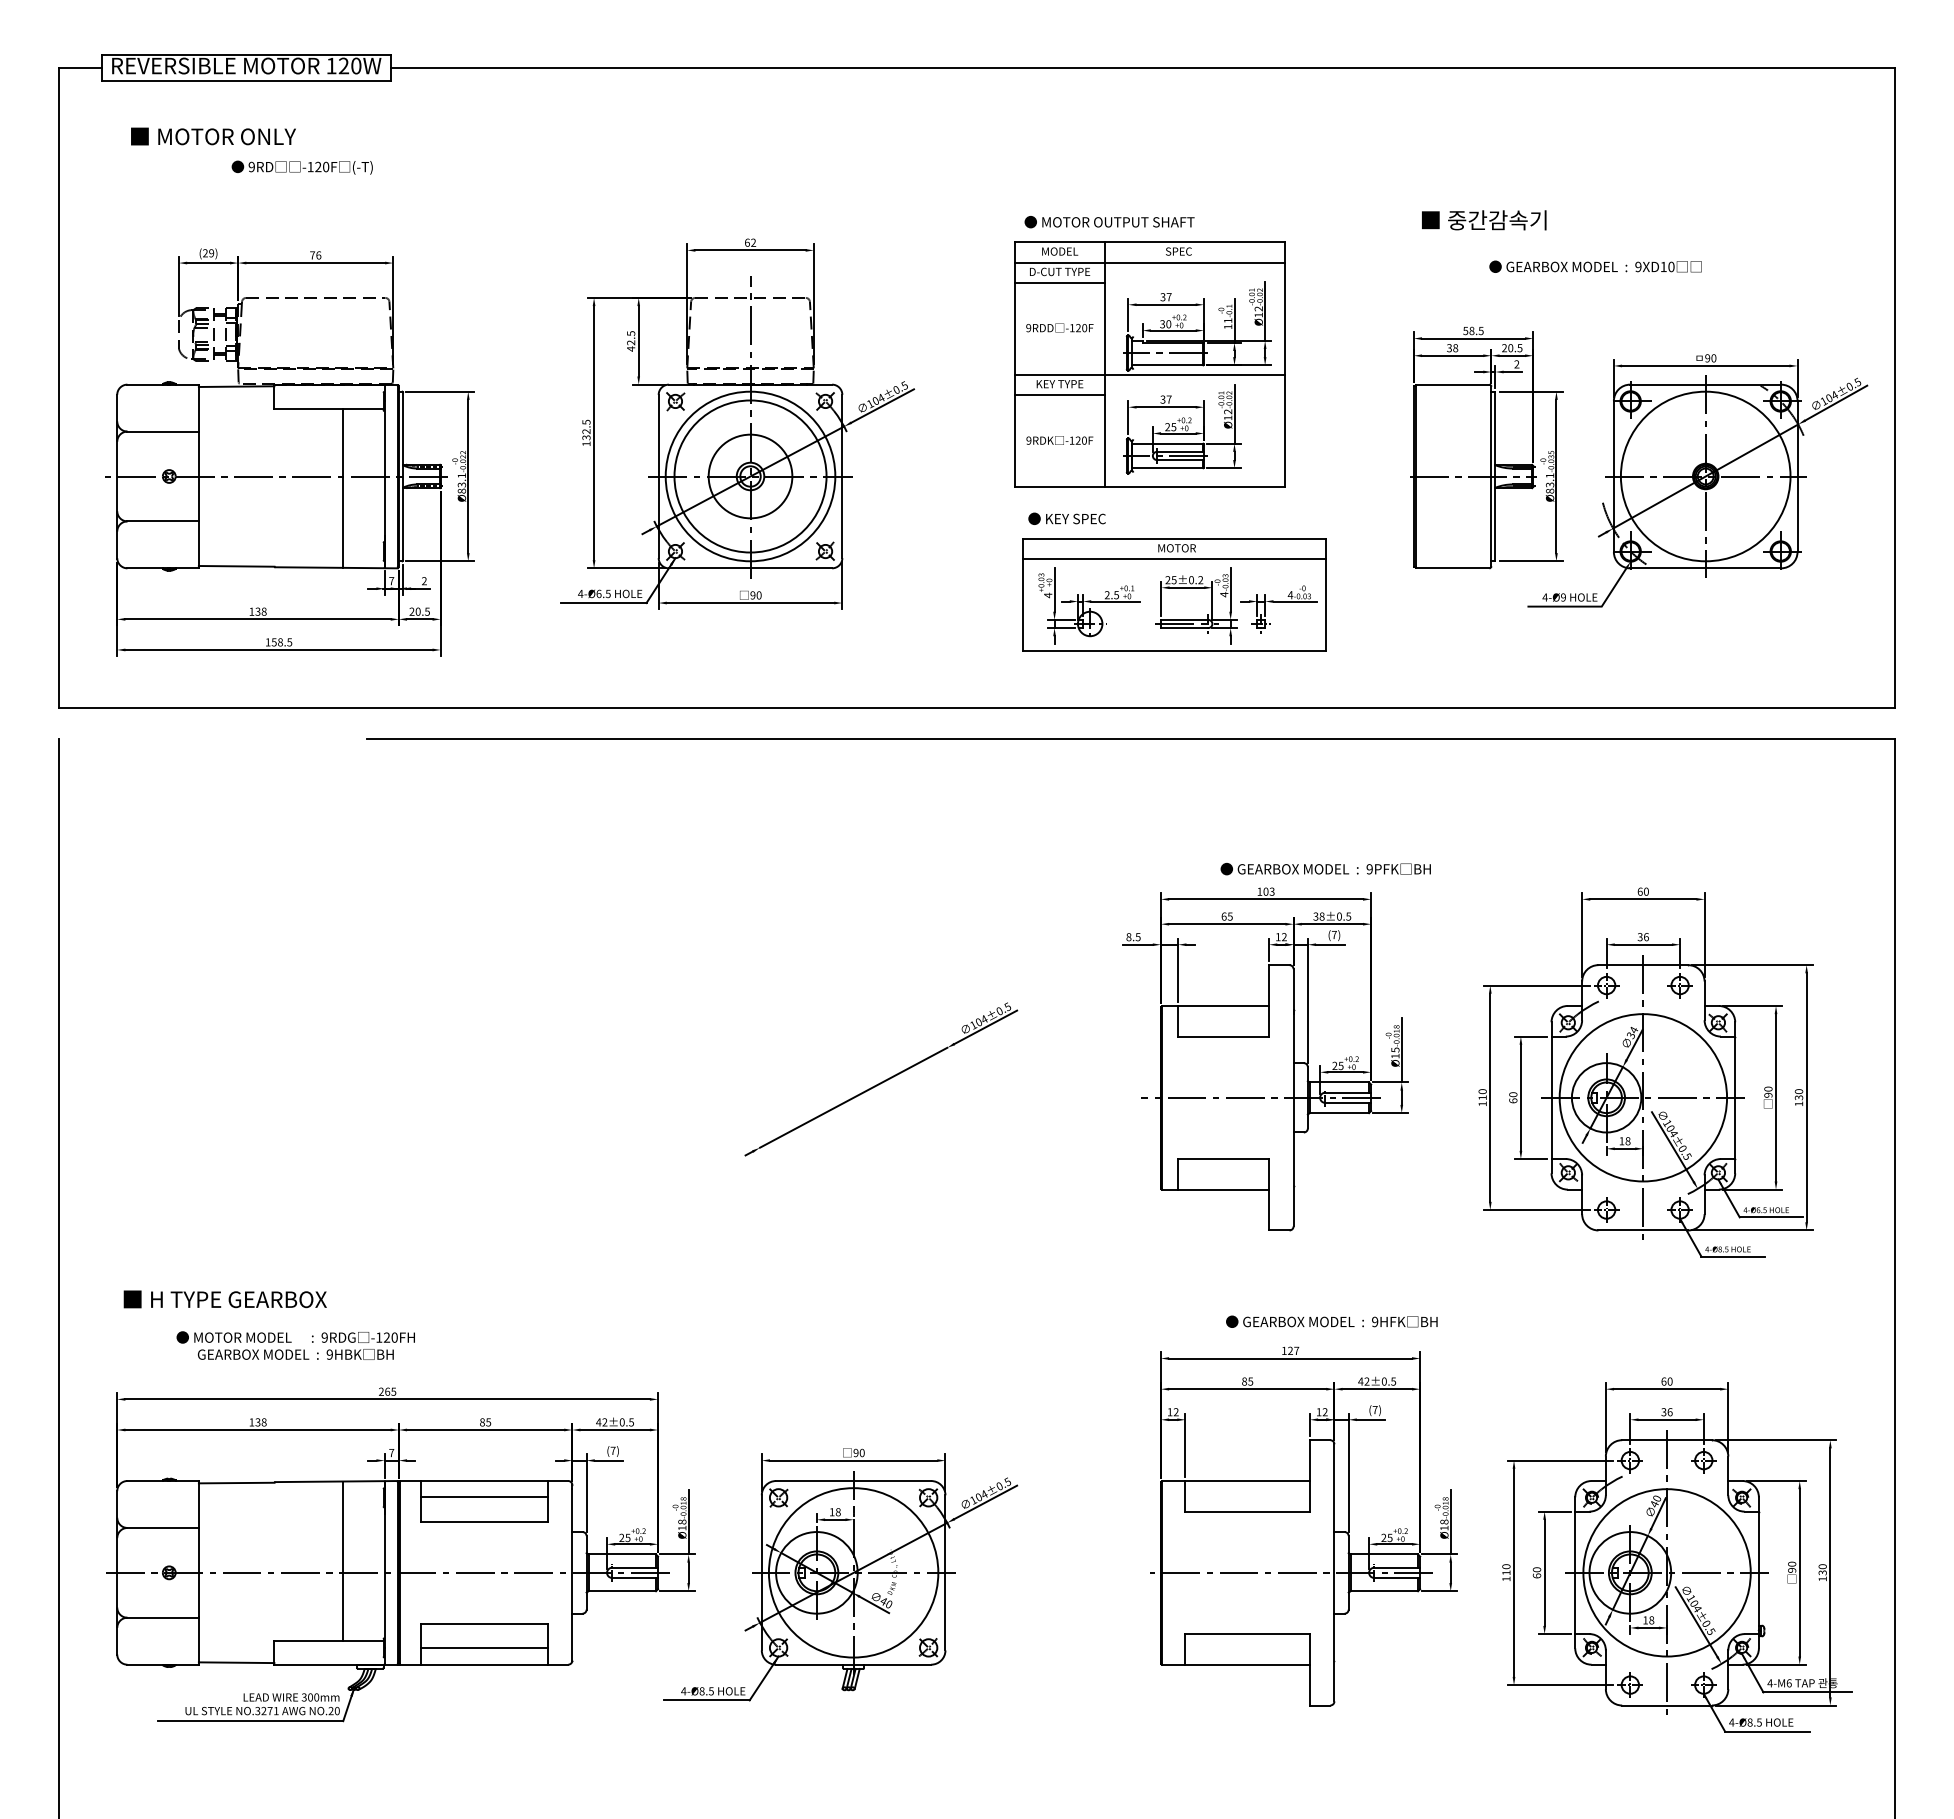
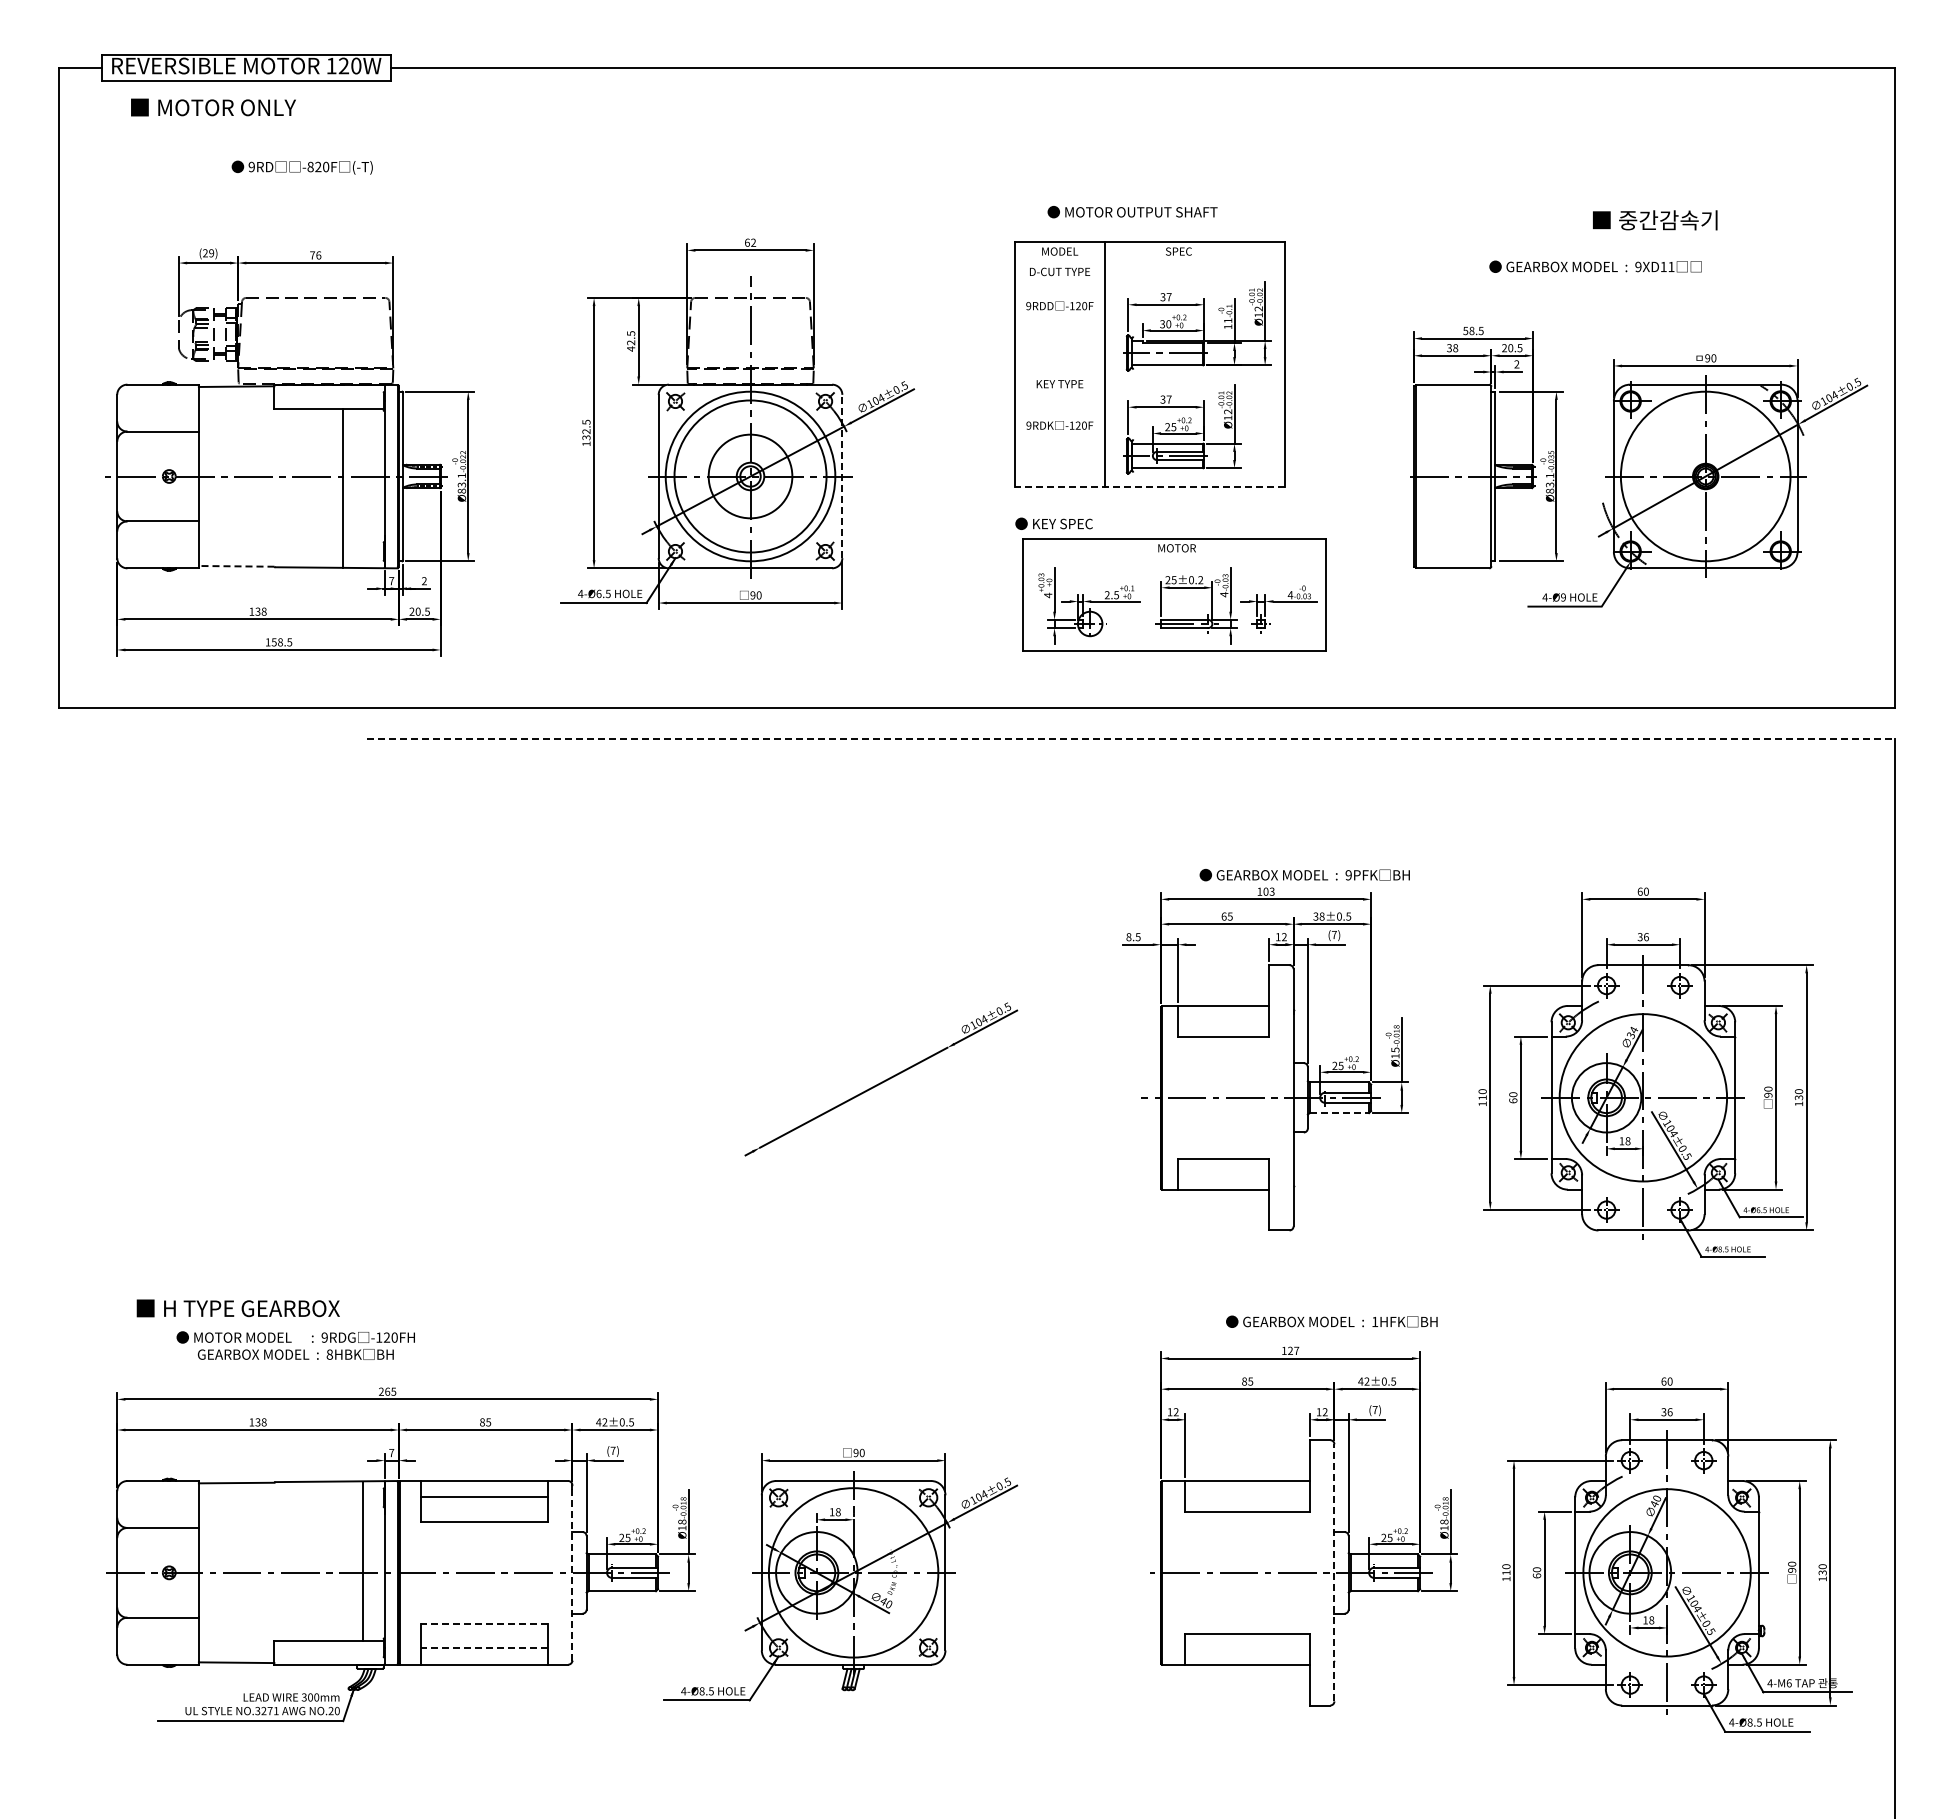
text position: (213, 136) -> (213, 107) (213, 107)
text: -120F -> -820F (310, 166)
text position: (1484, 220) -> (1655, 220) (1655, 220)
text position: (1109, 222) -> (1132, 212) (1132, 212)
line: present -> none (1149, 262)
text: 9XD10 -> 9XD11 (1671, 266)
line: present -> none (1059, 283)
text position: (1059, 327) -> (1059, 305) (1059, 305)
line: present -> none (1149, 374)
line: present -> none (1059, 395)
text position: (1059, 440) -> (1059, 425) (1059, 425)
line: solid -> dashed (842, 476)
line: solid -> dashed (1149, 487)
text position: (1066, 518) -> (1053, 523) (1053, 523)
line: present -> none (1174, 559)
line: solid -> dashed (236, 566)
line: solid -> dashed (1131, 739)
text position: (1325, 869) -> (1304, 875) (1304, 875)
line: solid -> dashed (1339, 1113)
line: present -> none (58, 1277)
text position: (224, 1299) -> (237, 1308) (237, 1308)
text: 9HFK -> 1HFK (1375, 1321)
text: 9HBK -> 8HBK (329, 1354)
line position: (342, 1560) -> (362, 1560) (362, 1560)
line: solid -> dashed (1334, 1572)
line: solid -> dashed (572, 1574)
line: solid -> dashed (484, 1623)
line: solid -> dashed (484, 1648)
